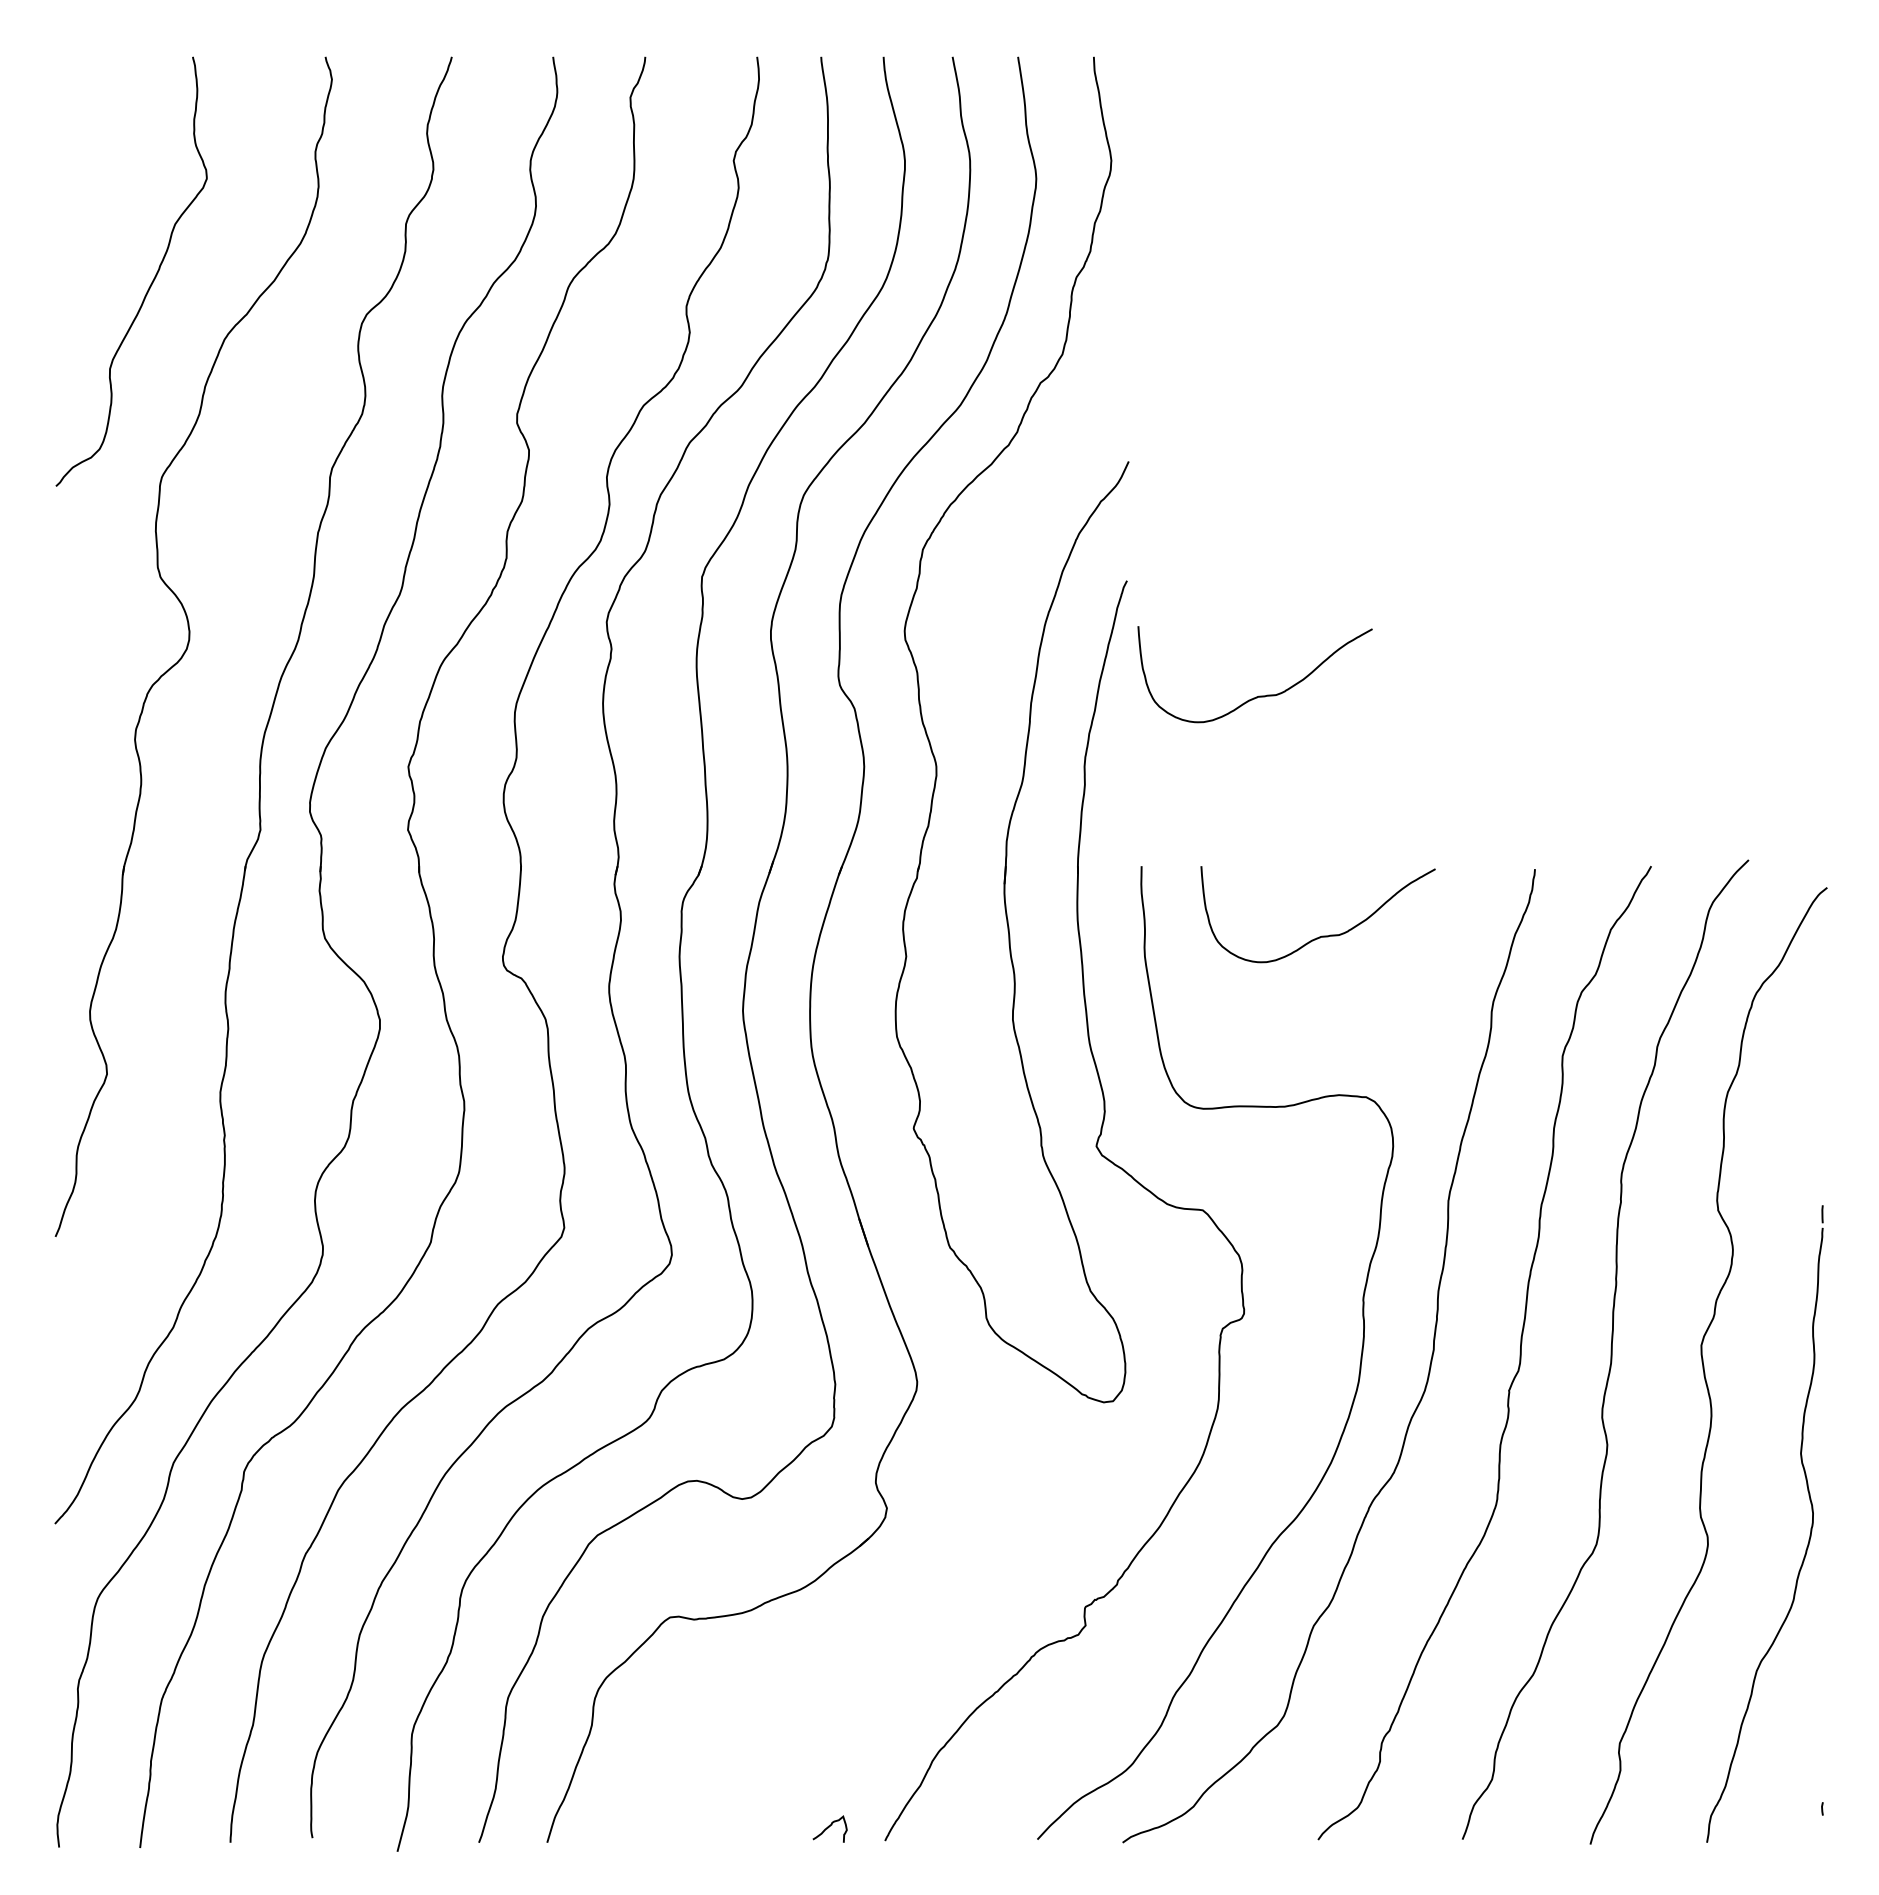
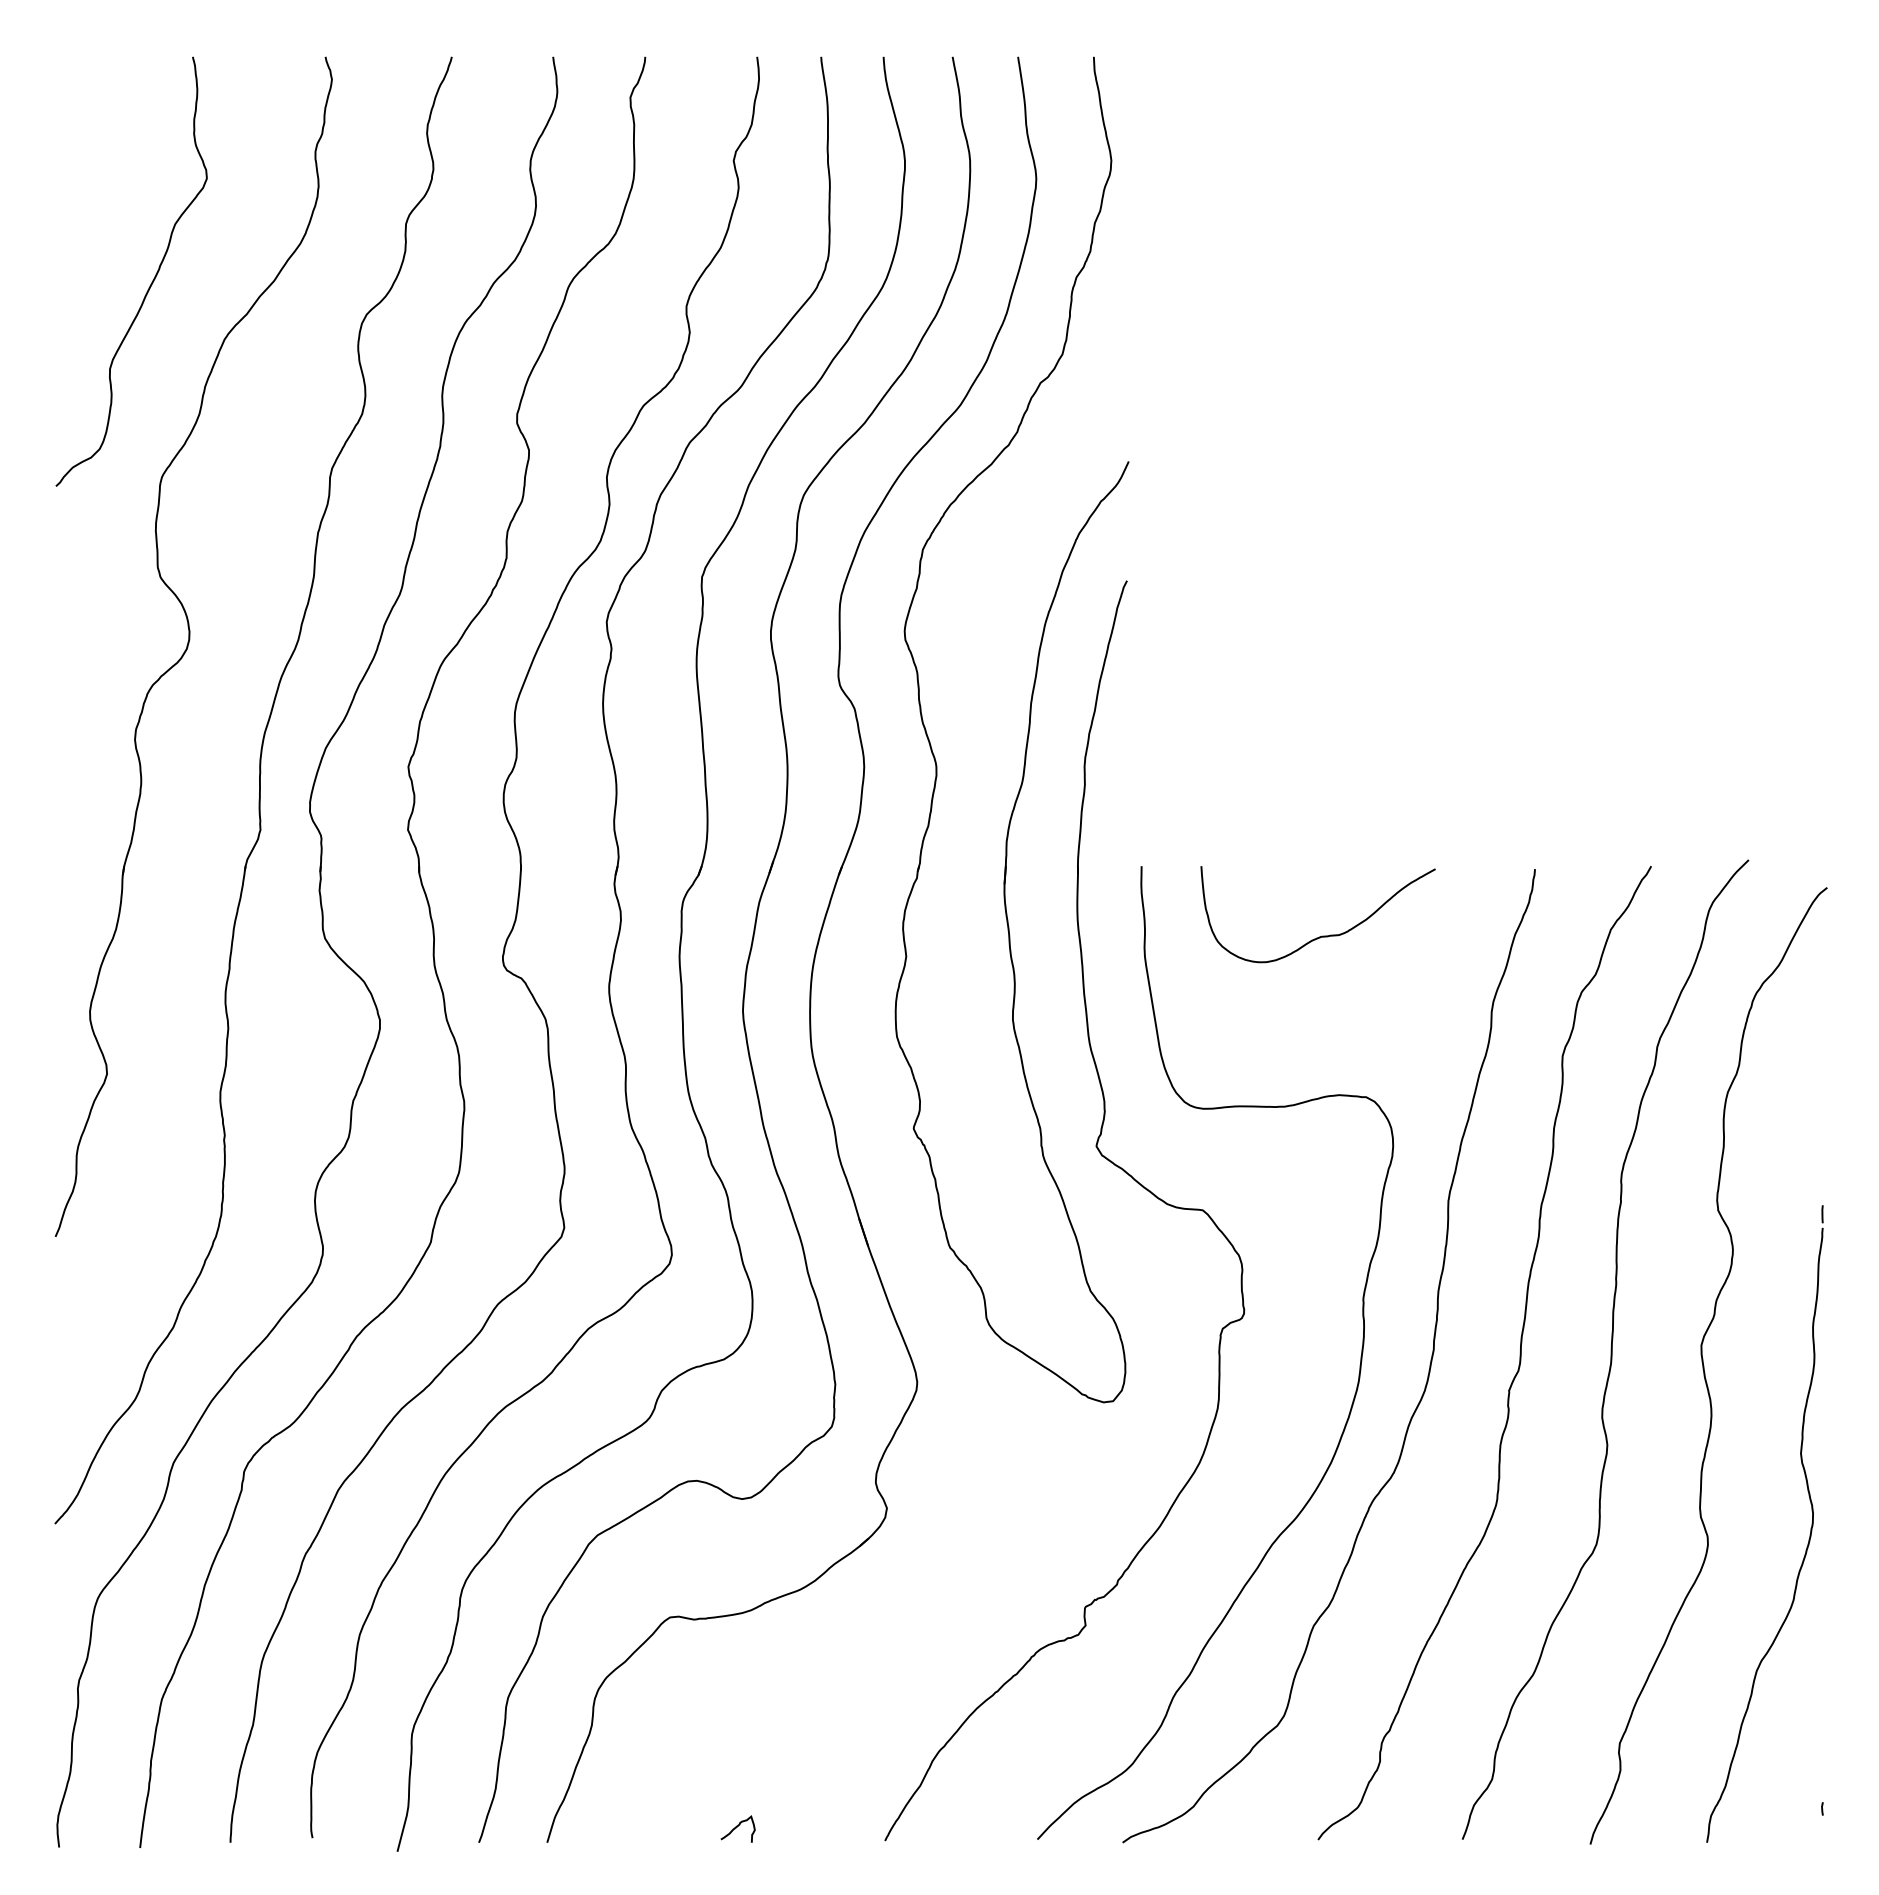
curve: present -> none (1258, 695)
curve position: (829, 1827) -> (737, 1827) (737, 1827)
